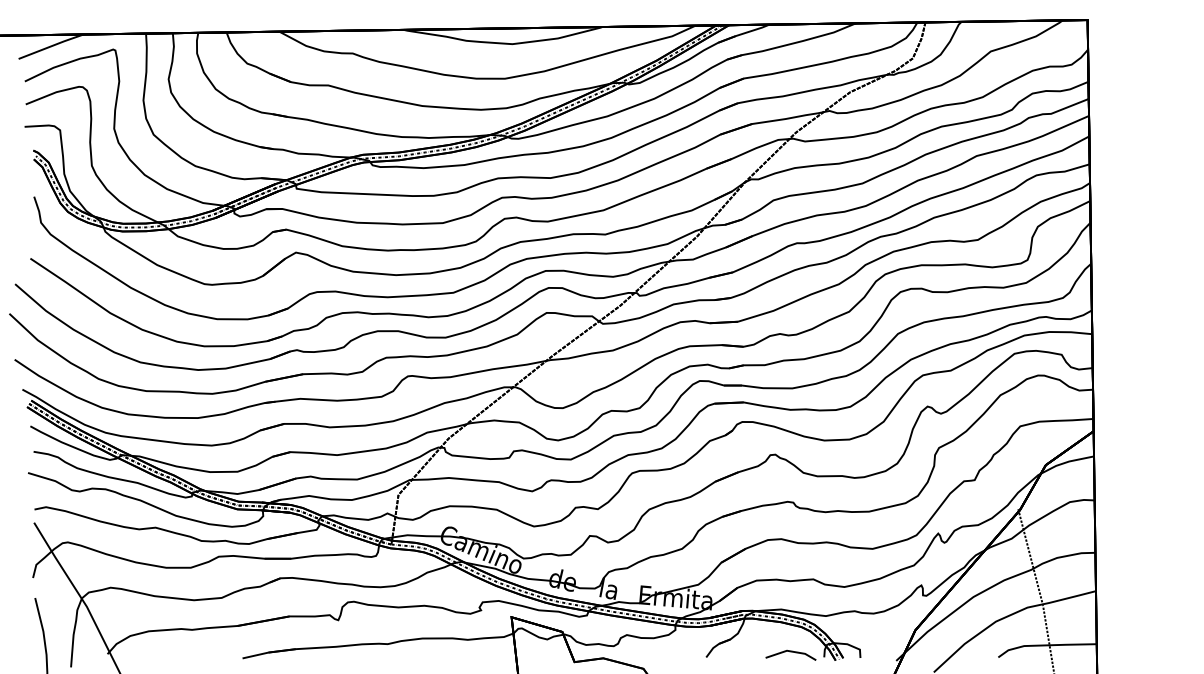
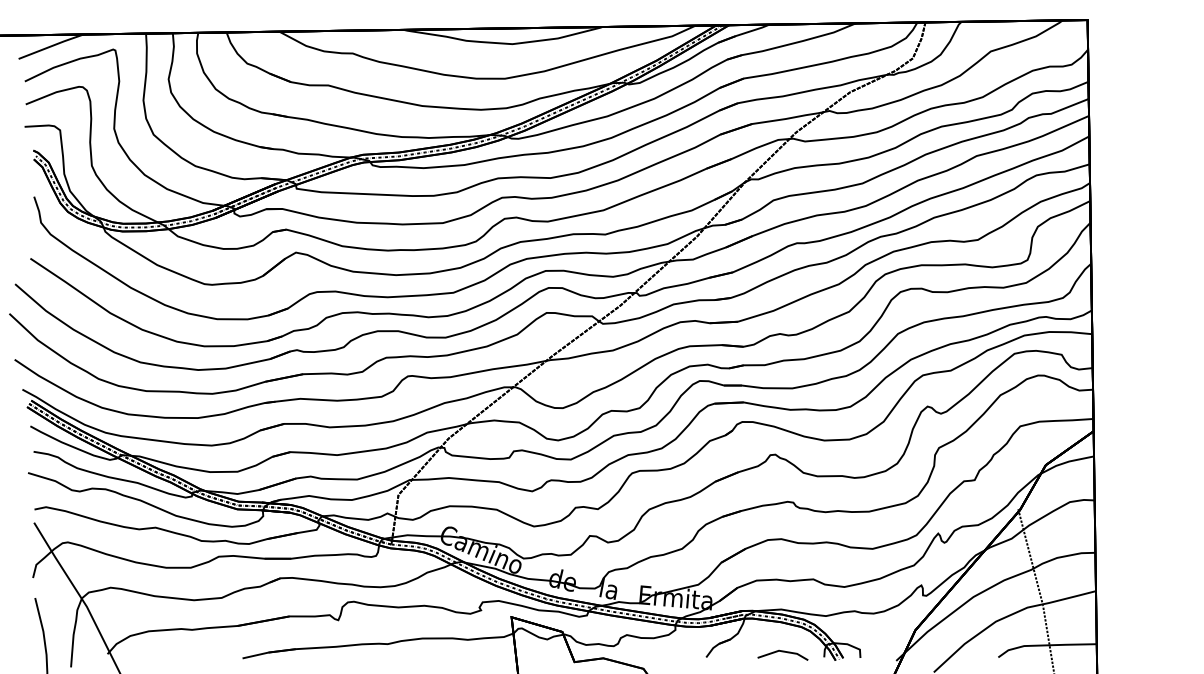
line position: (790, 652) -> (782, 652) (782, 652)
